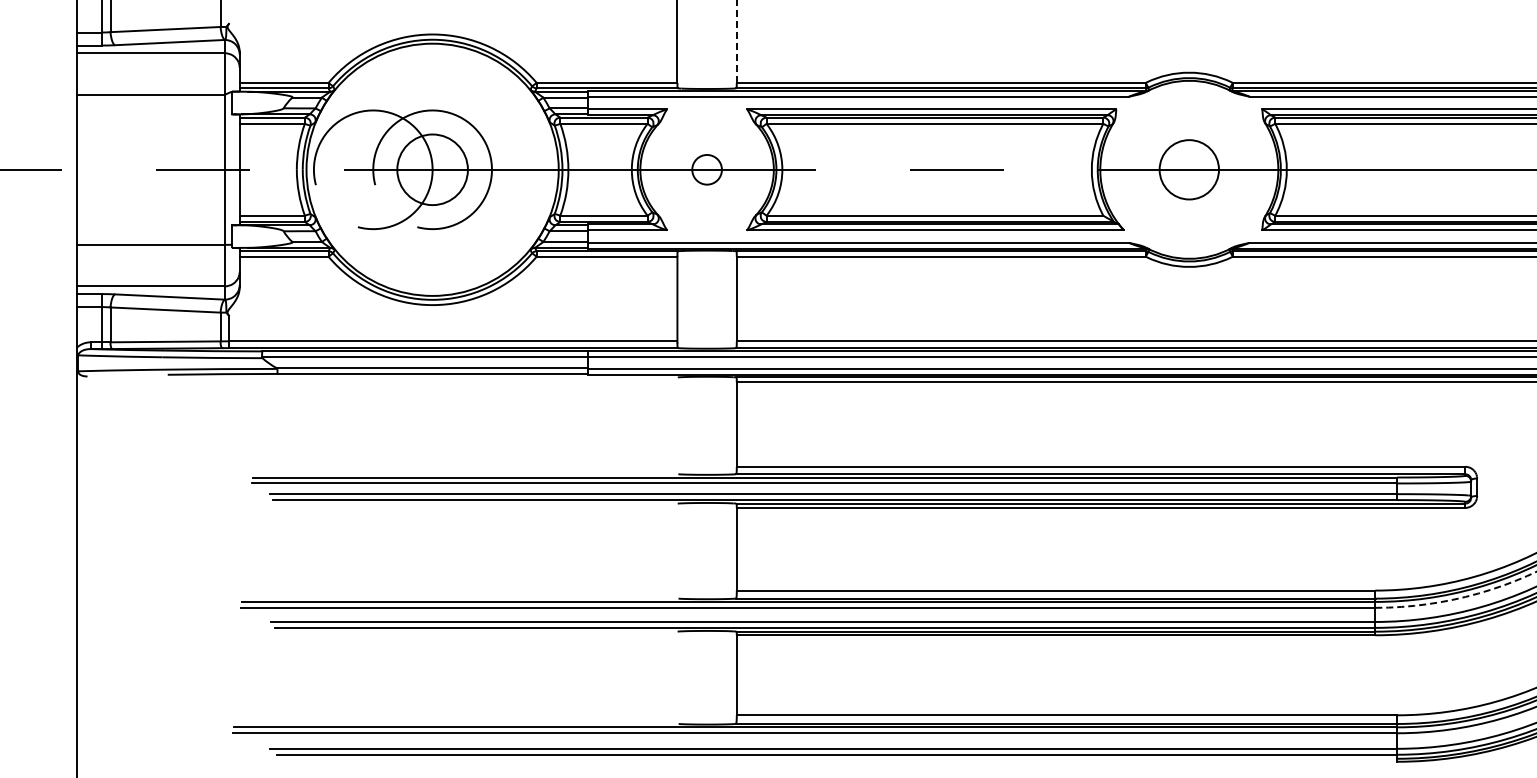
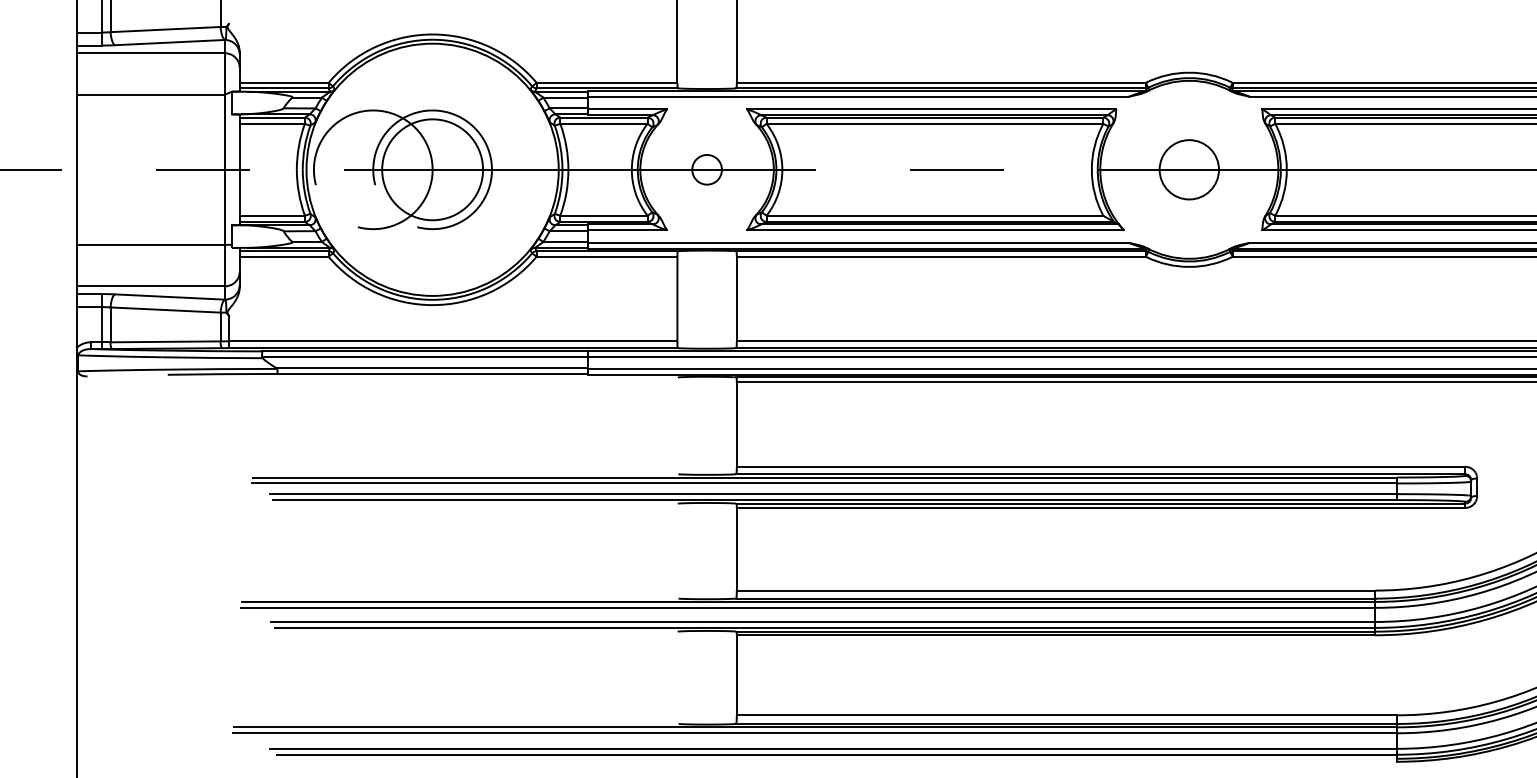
line: dashed -> solid (736, 41)
circle diameter: 71 px -> 101 px (432, 169)
arc: dashed -> solid (1456, 598)
